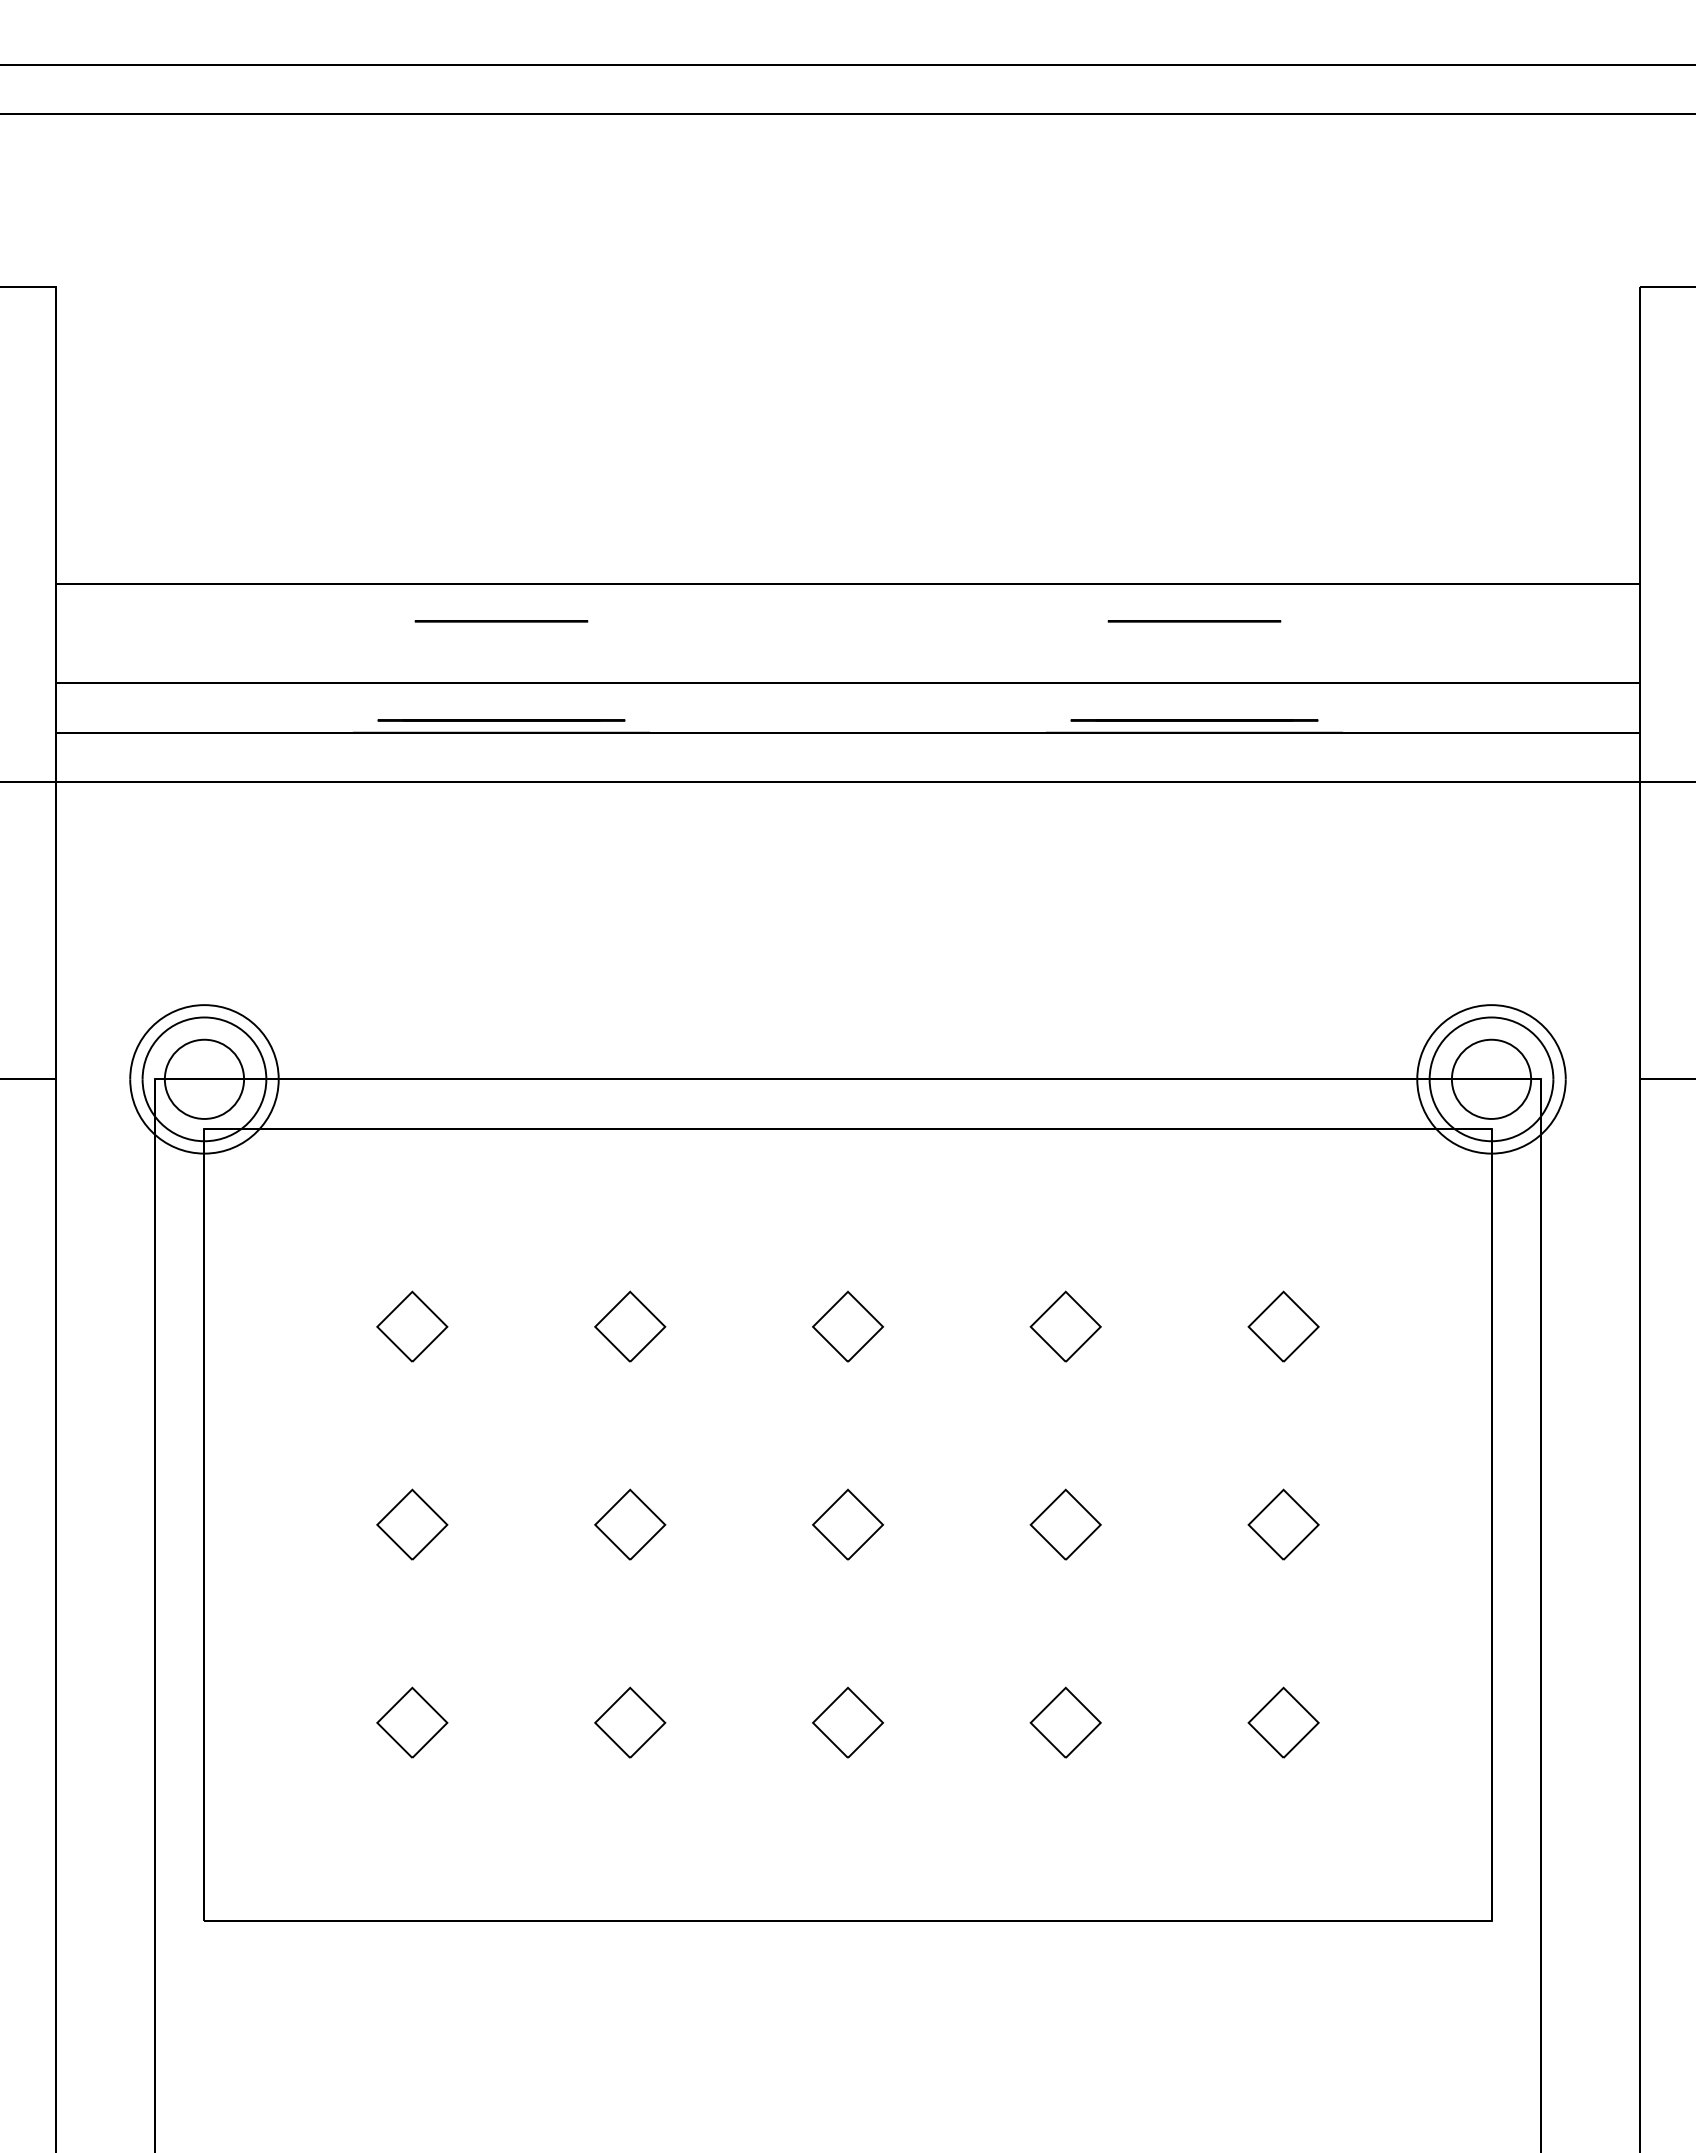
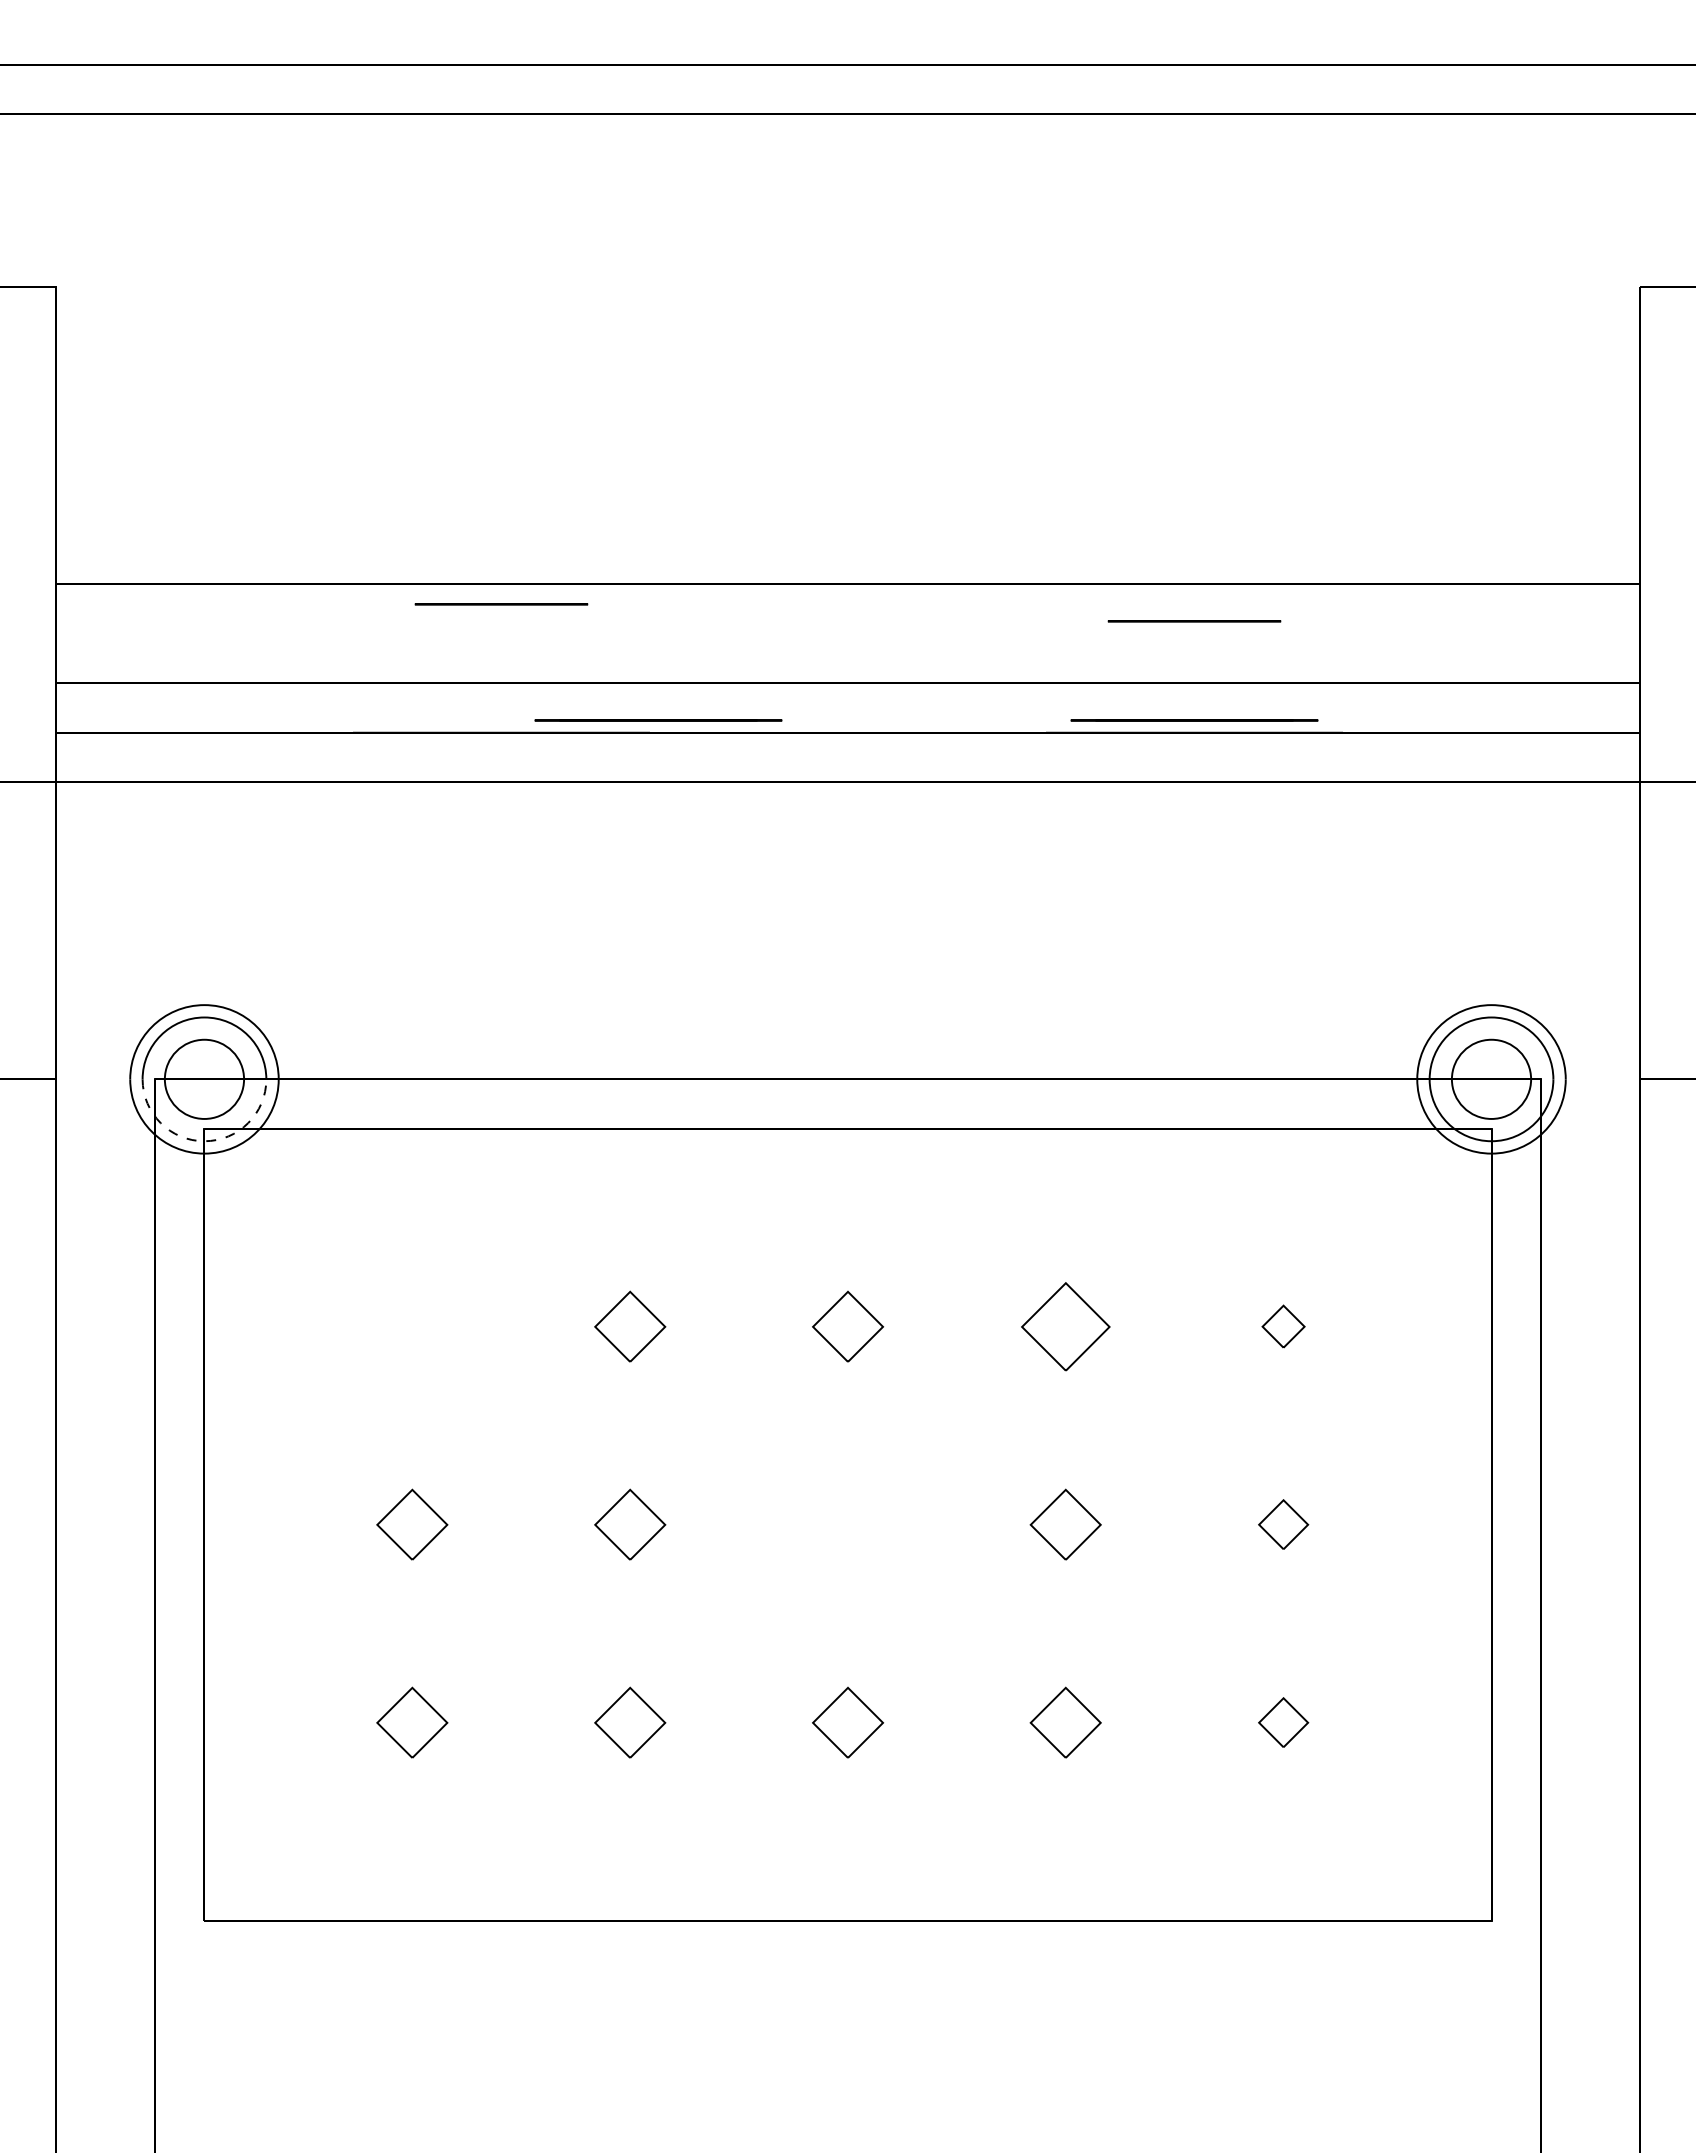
circle position: (501, 621) -> (501, 604) (501, 604)
line position: (501, 720) -> (658, 720) (658, 720)
arc: solid -> dashed (204, 1141)
part: present -> none (412, 1326)
part size: 73x73 px -> 90x90 px (1065, 1326)
part size: 73x73 px -> 45x45 px (1283, 1326)
part: present -> none (848, 1524)
part size: 73x73 px -> 52x51 px (1283, 1524)
part size: 73x73 px -> 52x51 px (1283, 1722)
